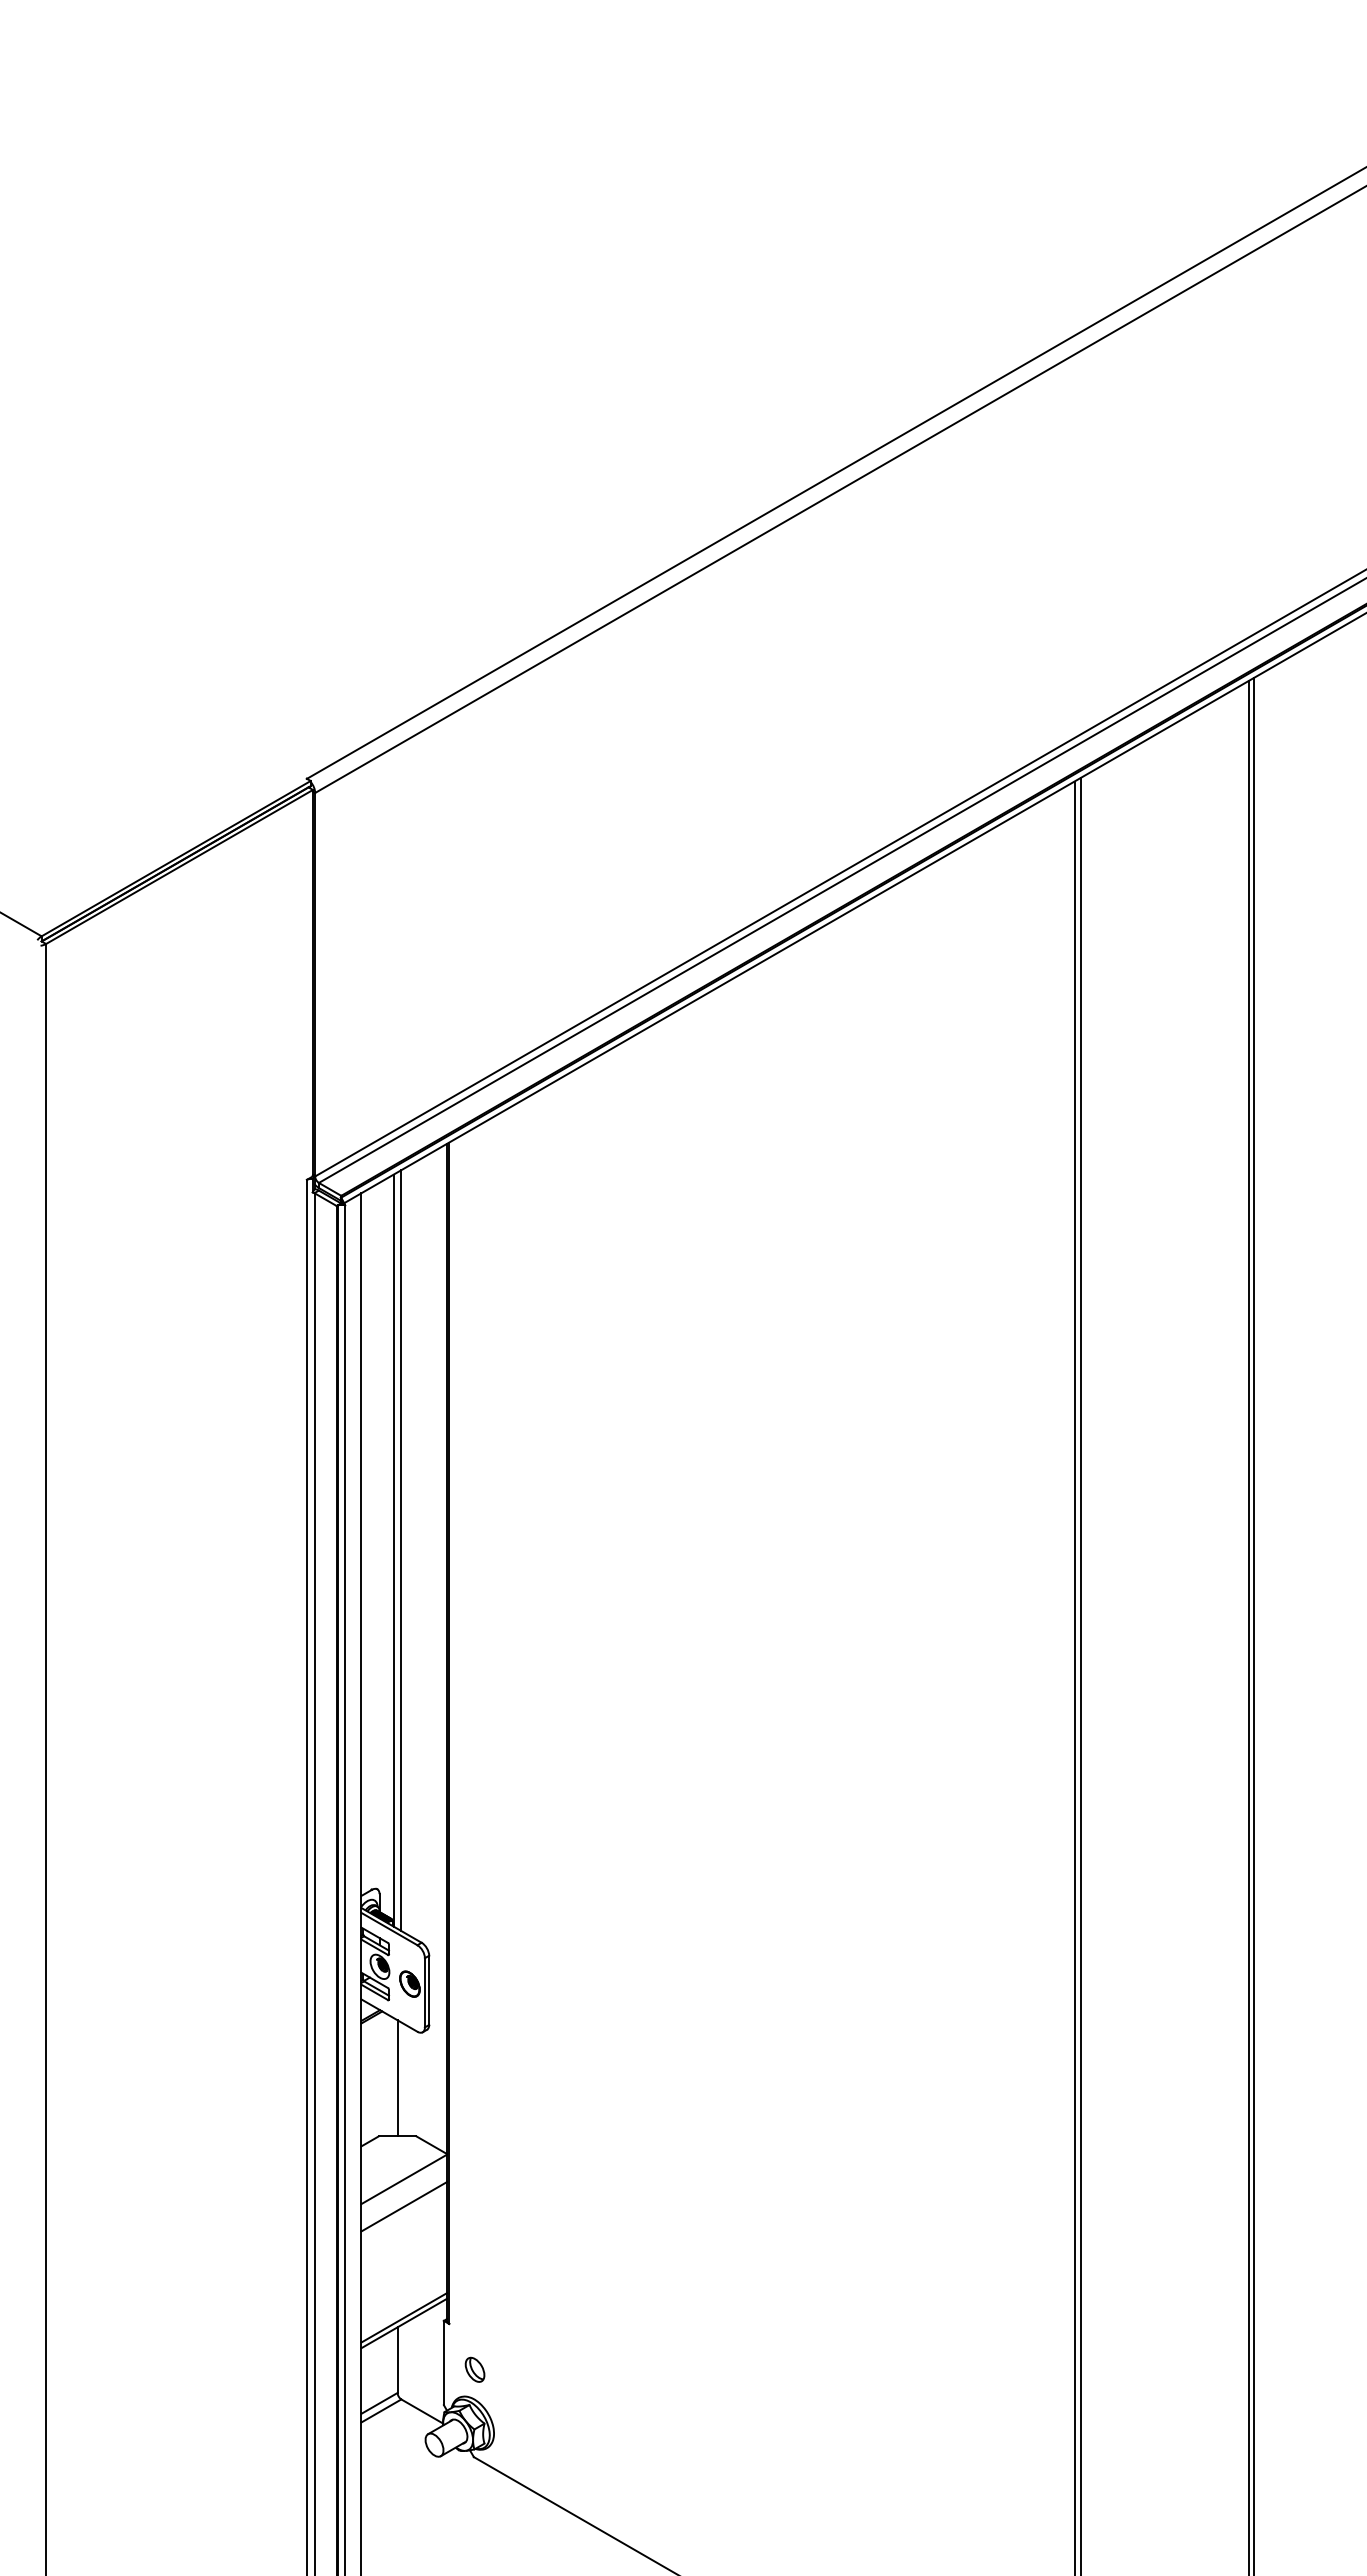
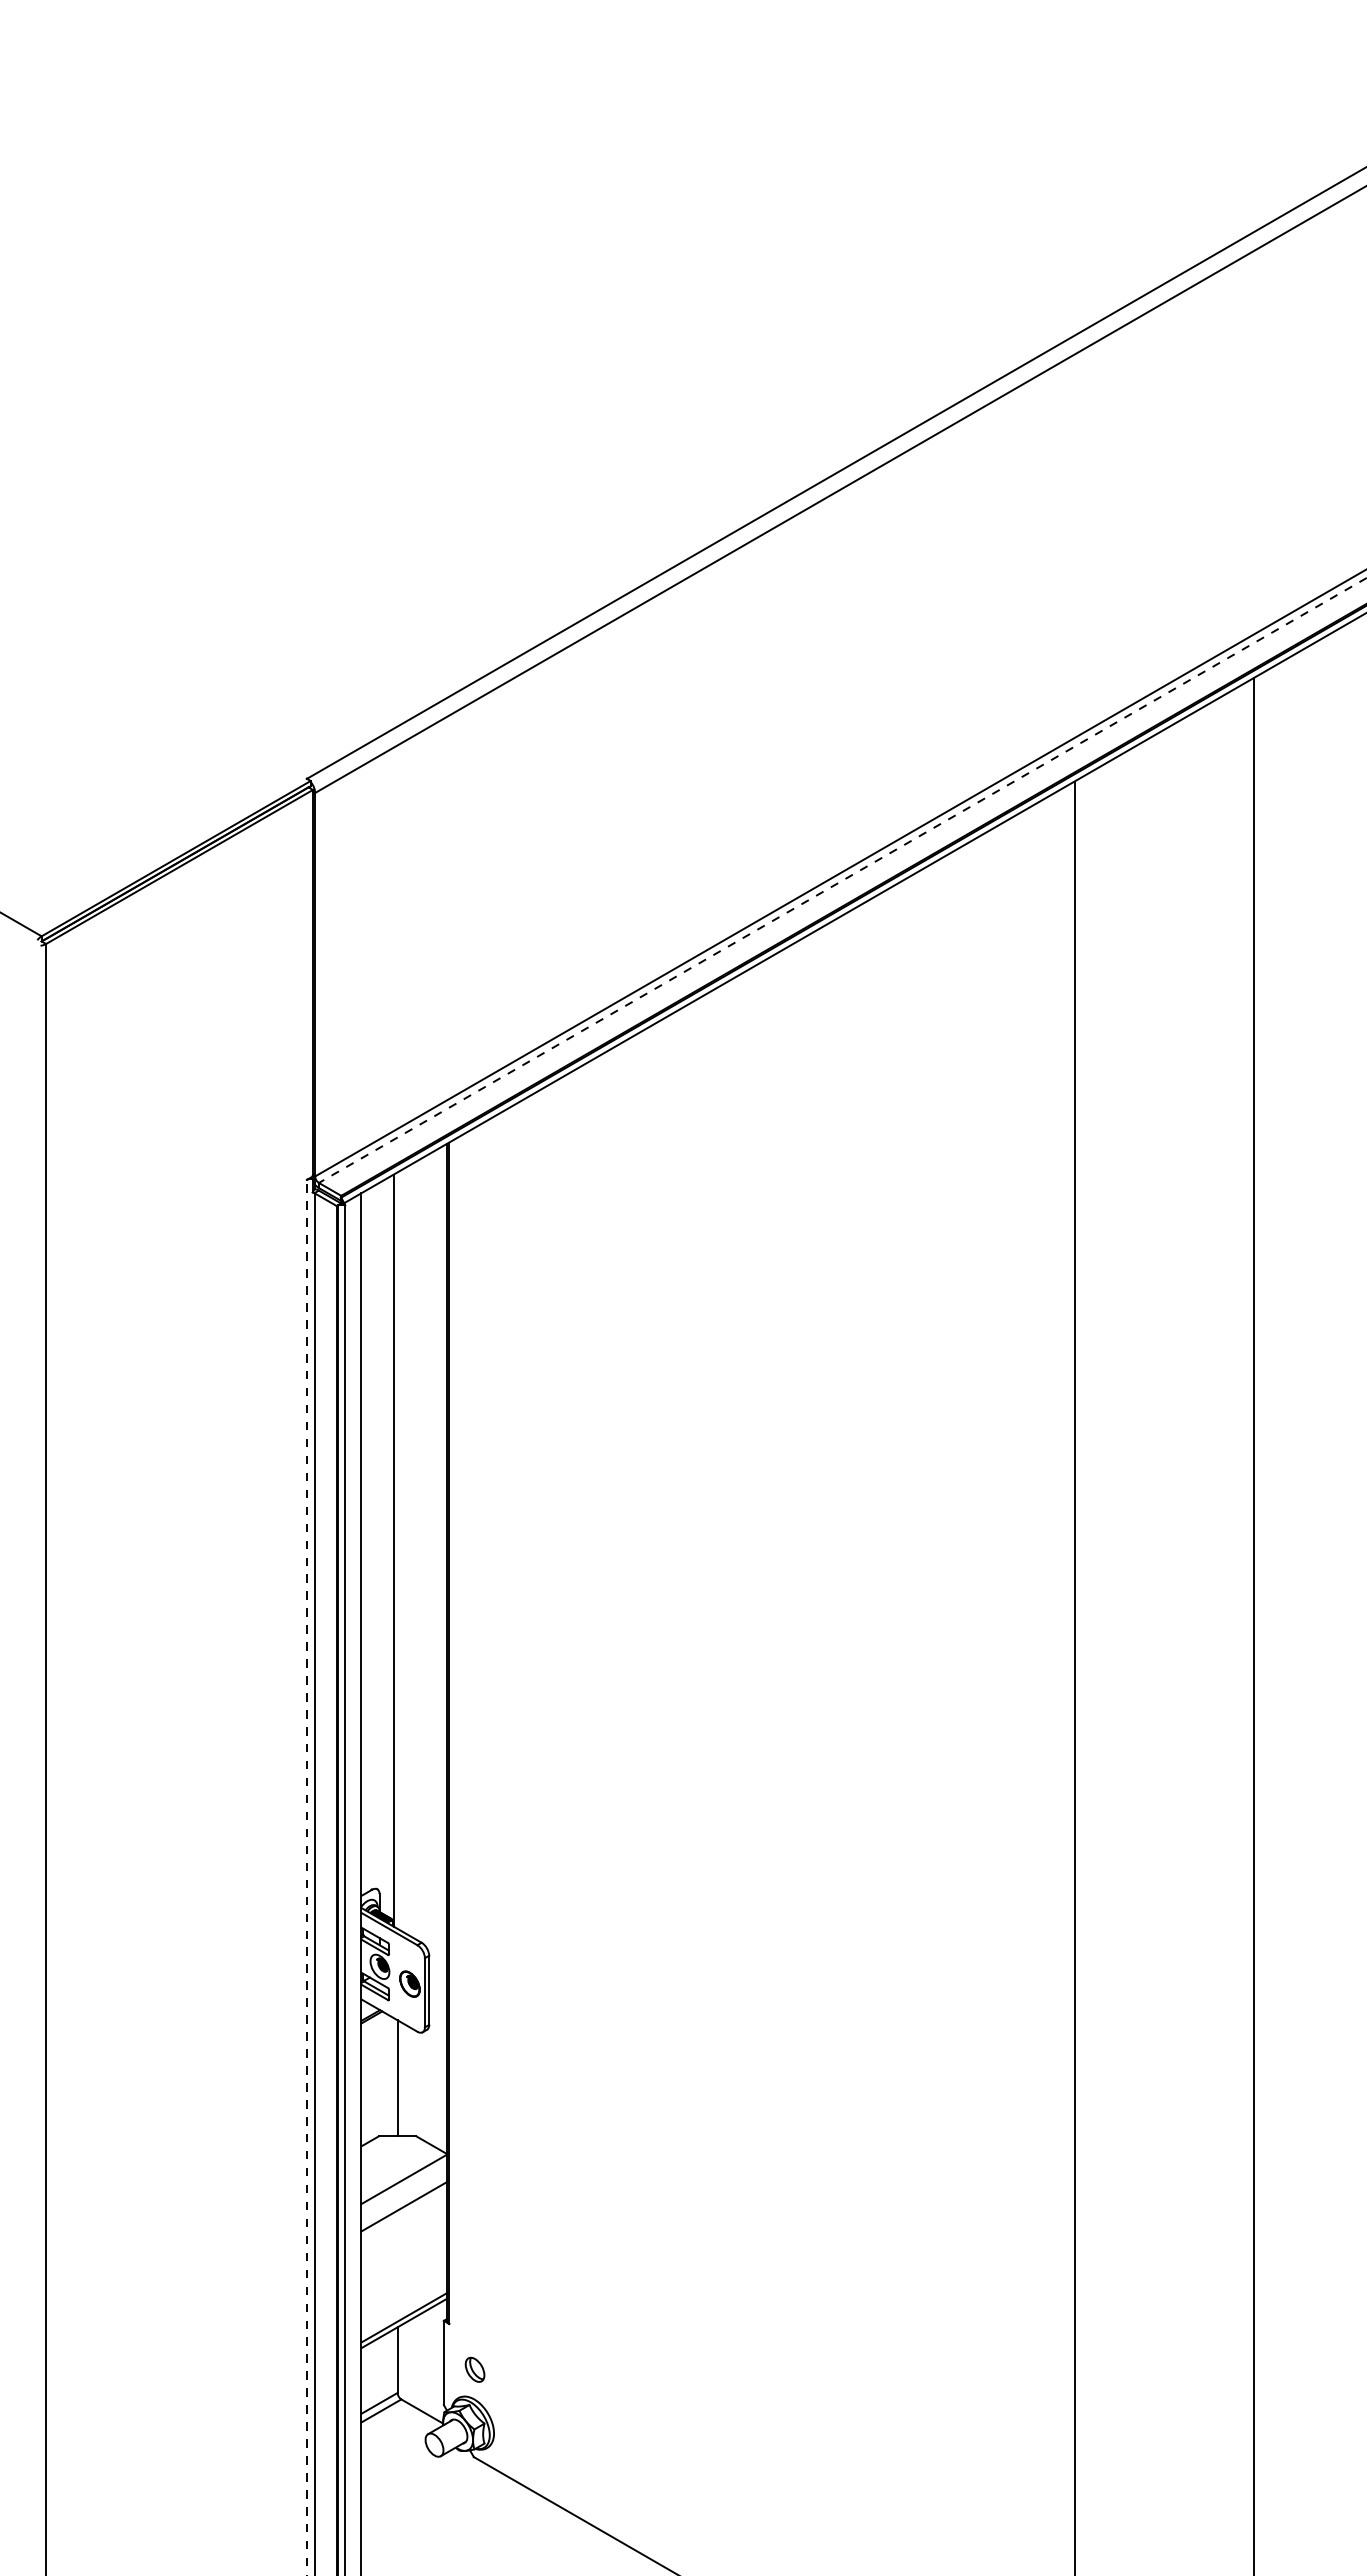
line: solid -> dashed (842, 880)
line: present -> none (401, 1550)
line: present -> none (1248, 1626)
line: present -> none (1080, 1674)
line: solid -> dashed (307, 1877)
